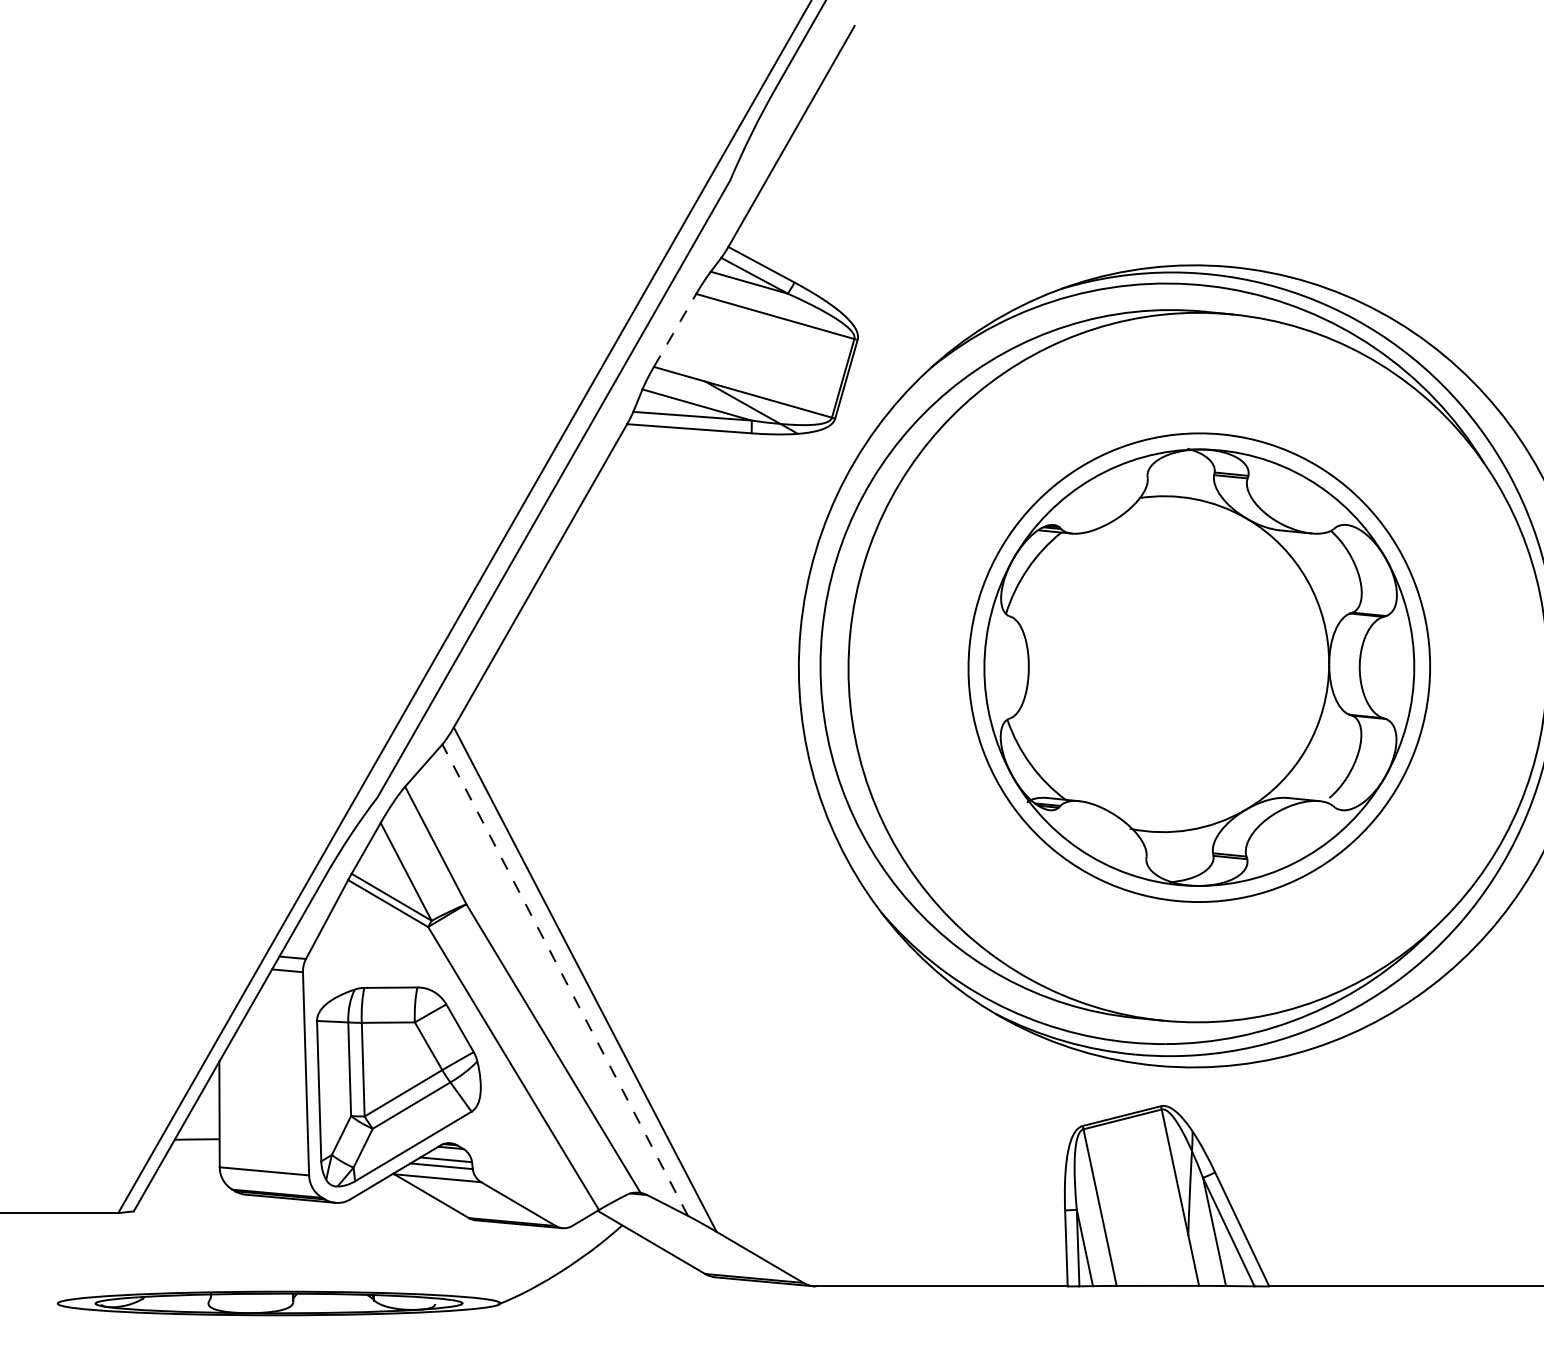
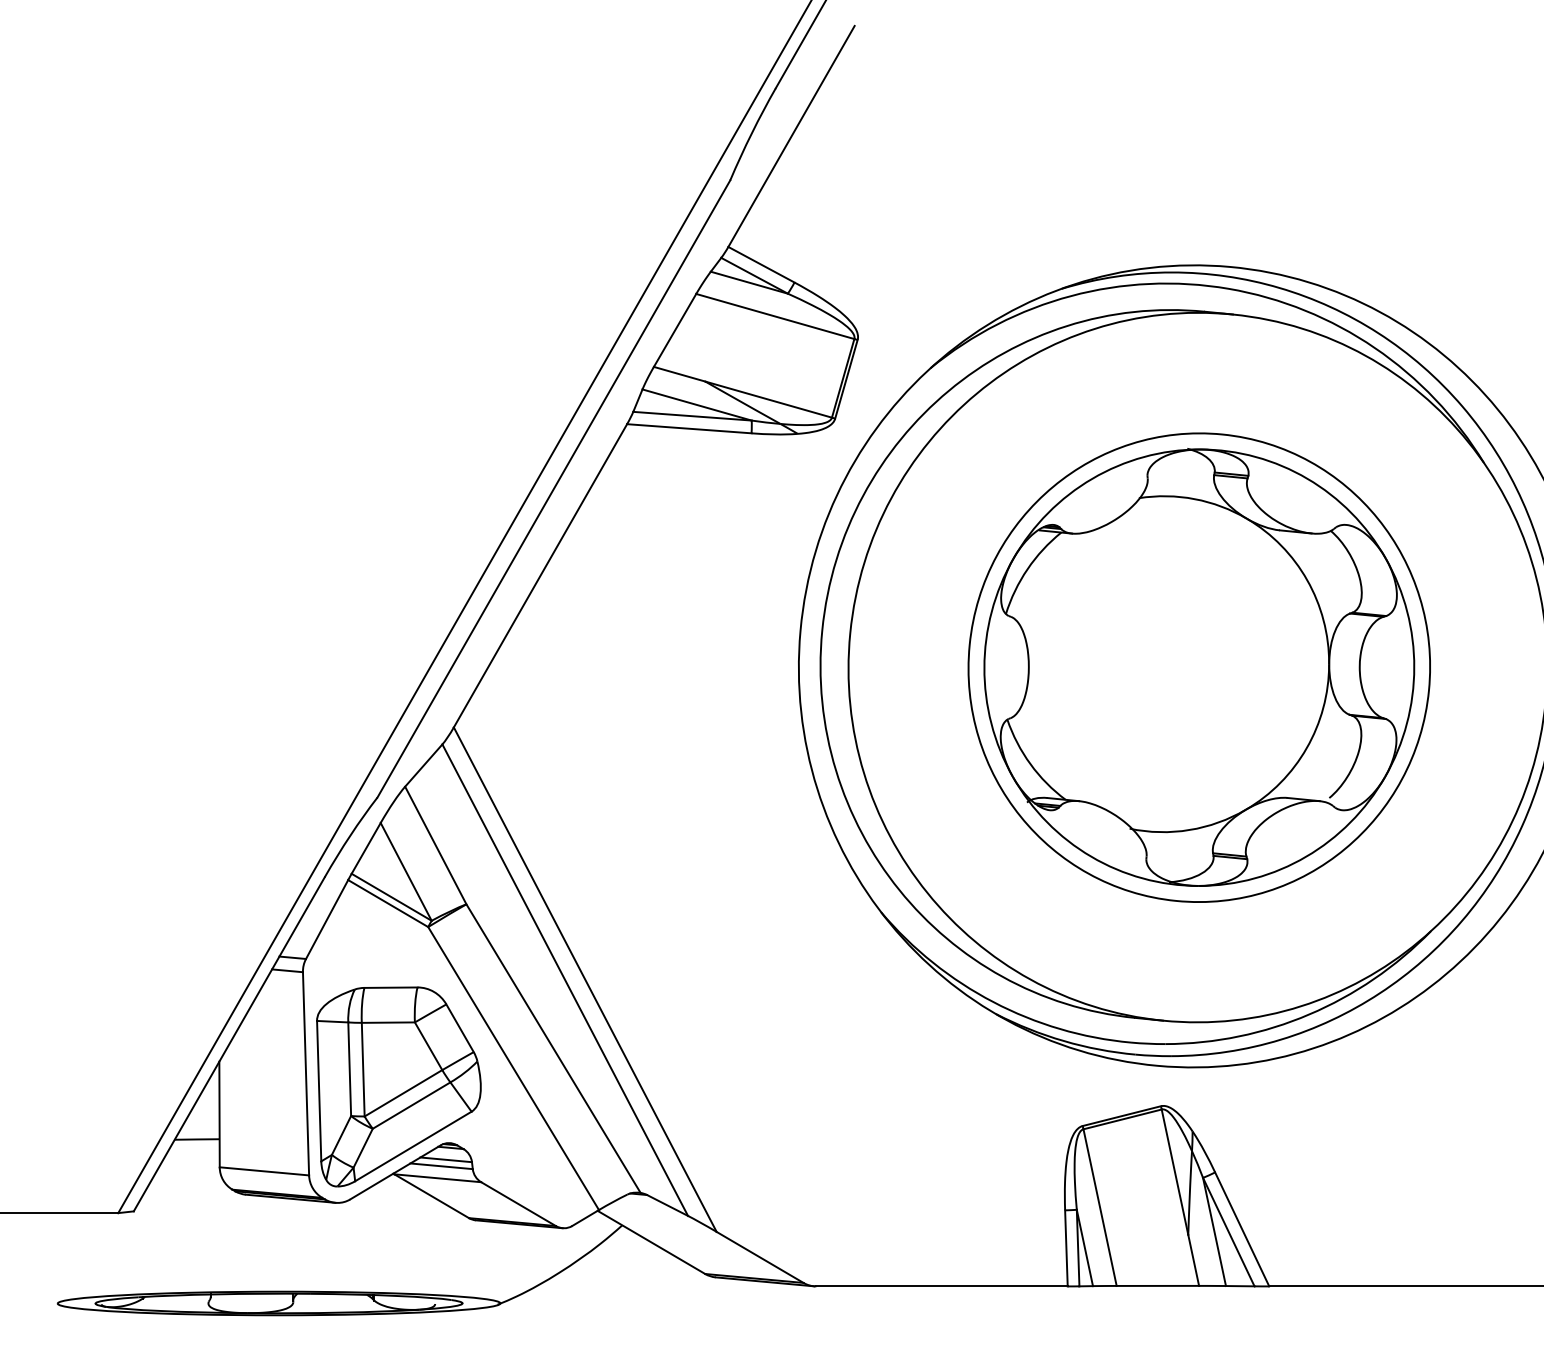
line: dashed -> solid (675, 330)
line: dashed -> solid (565, 980)
